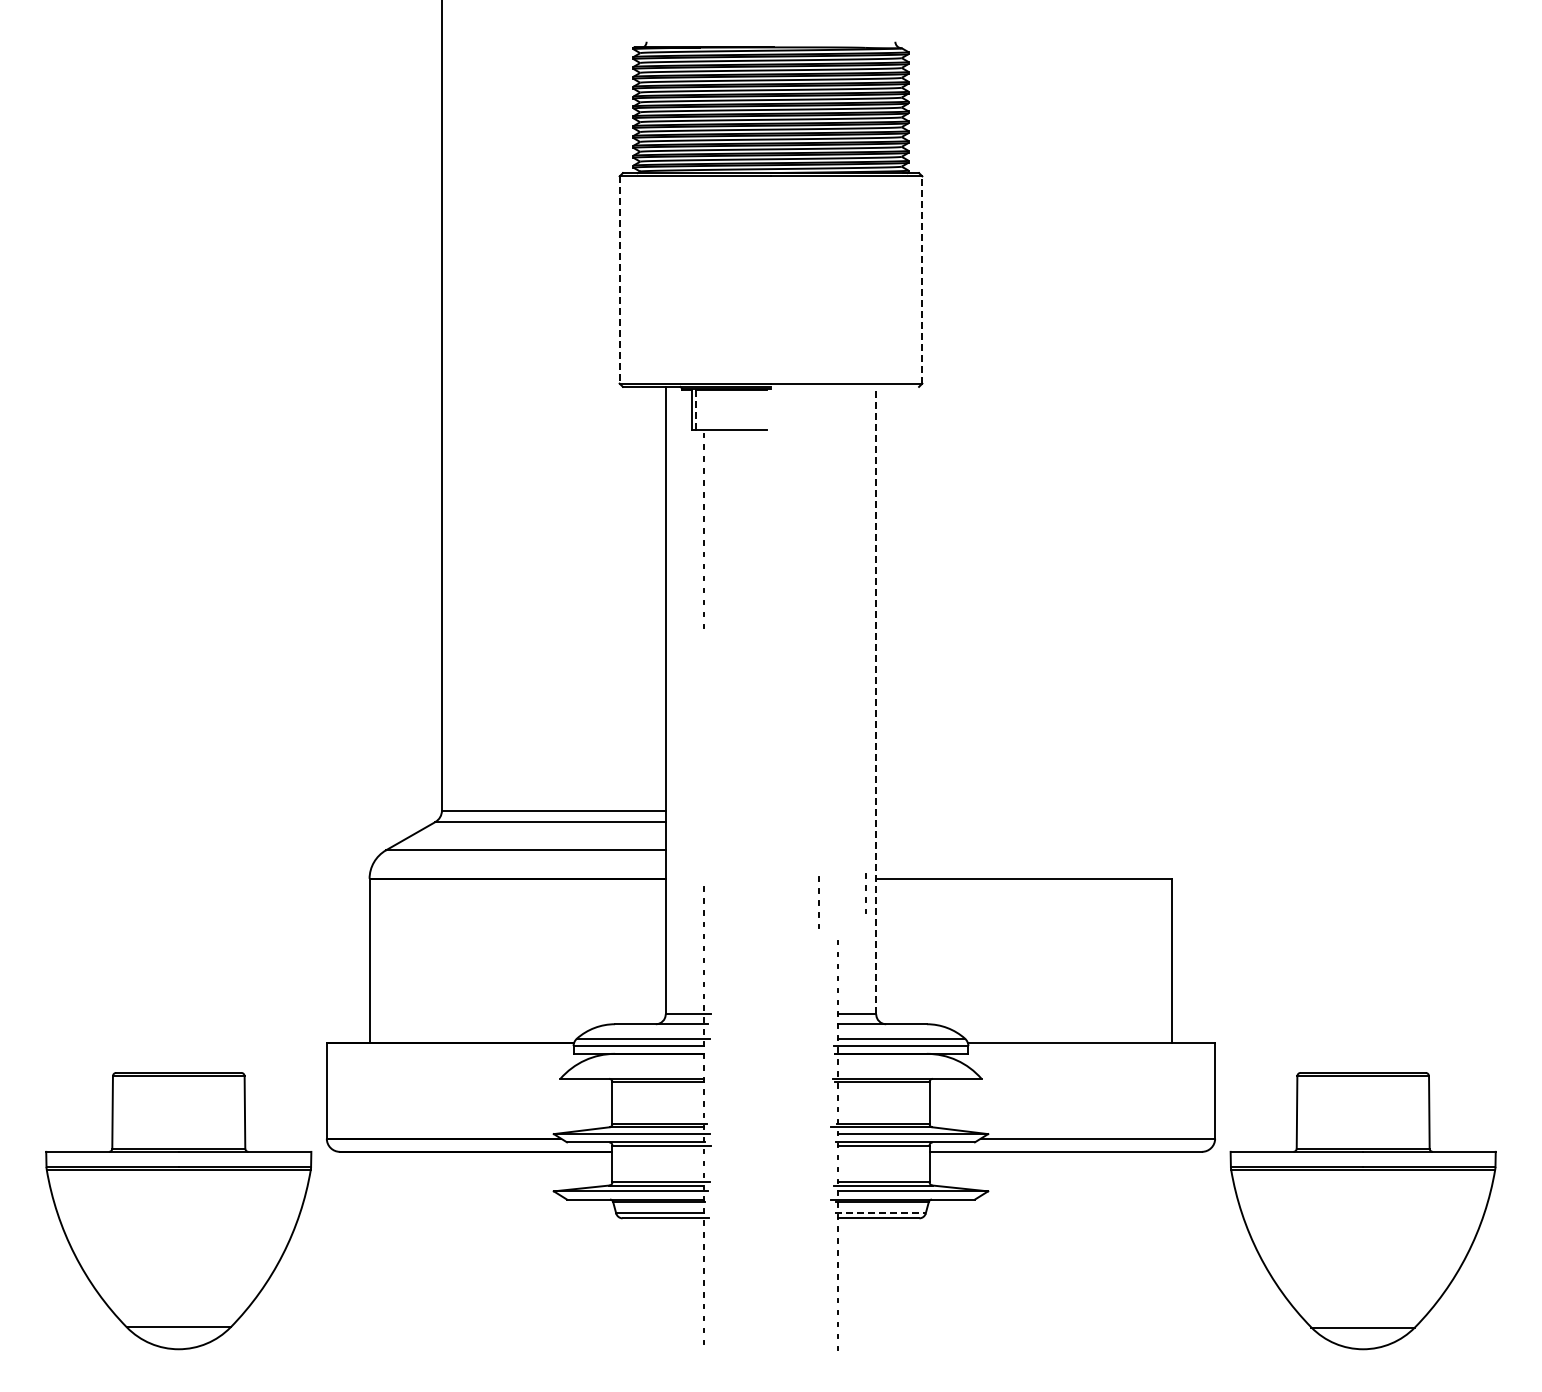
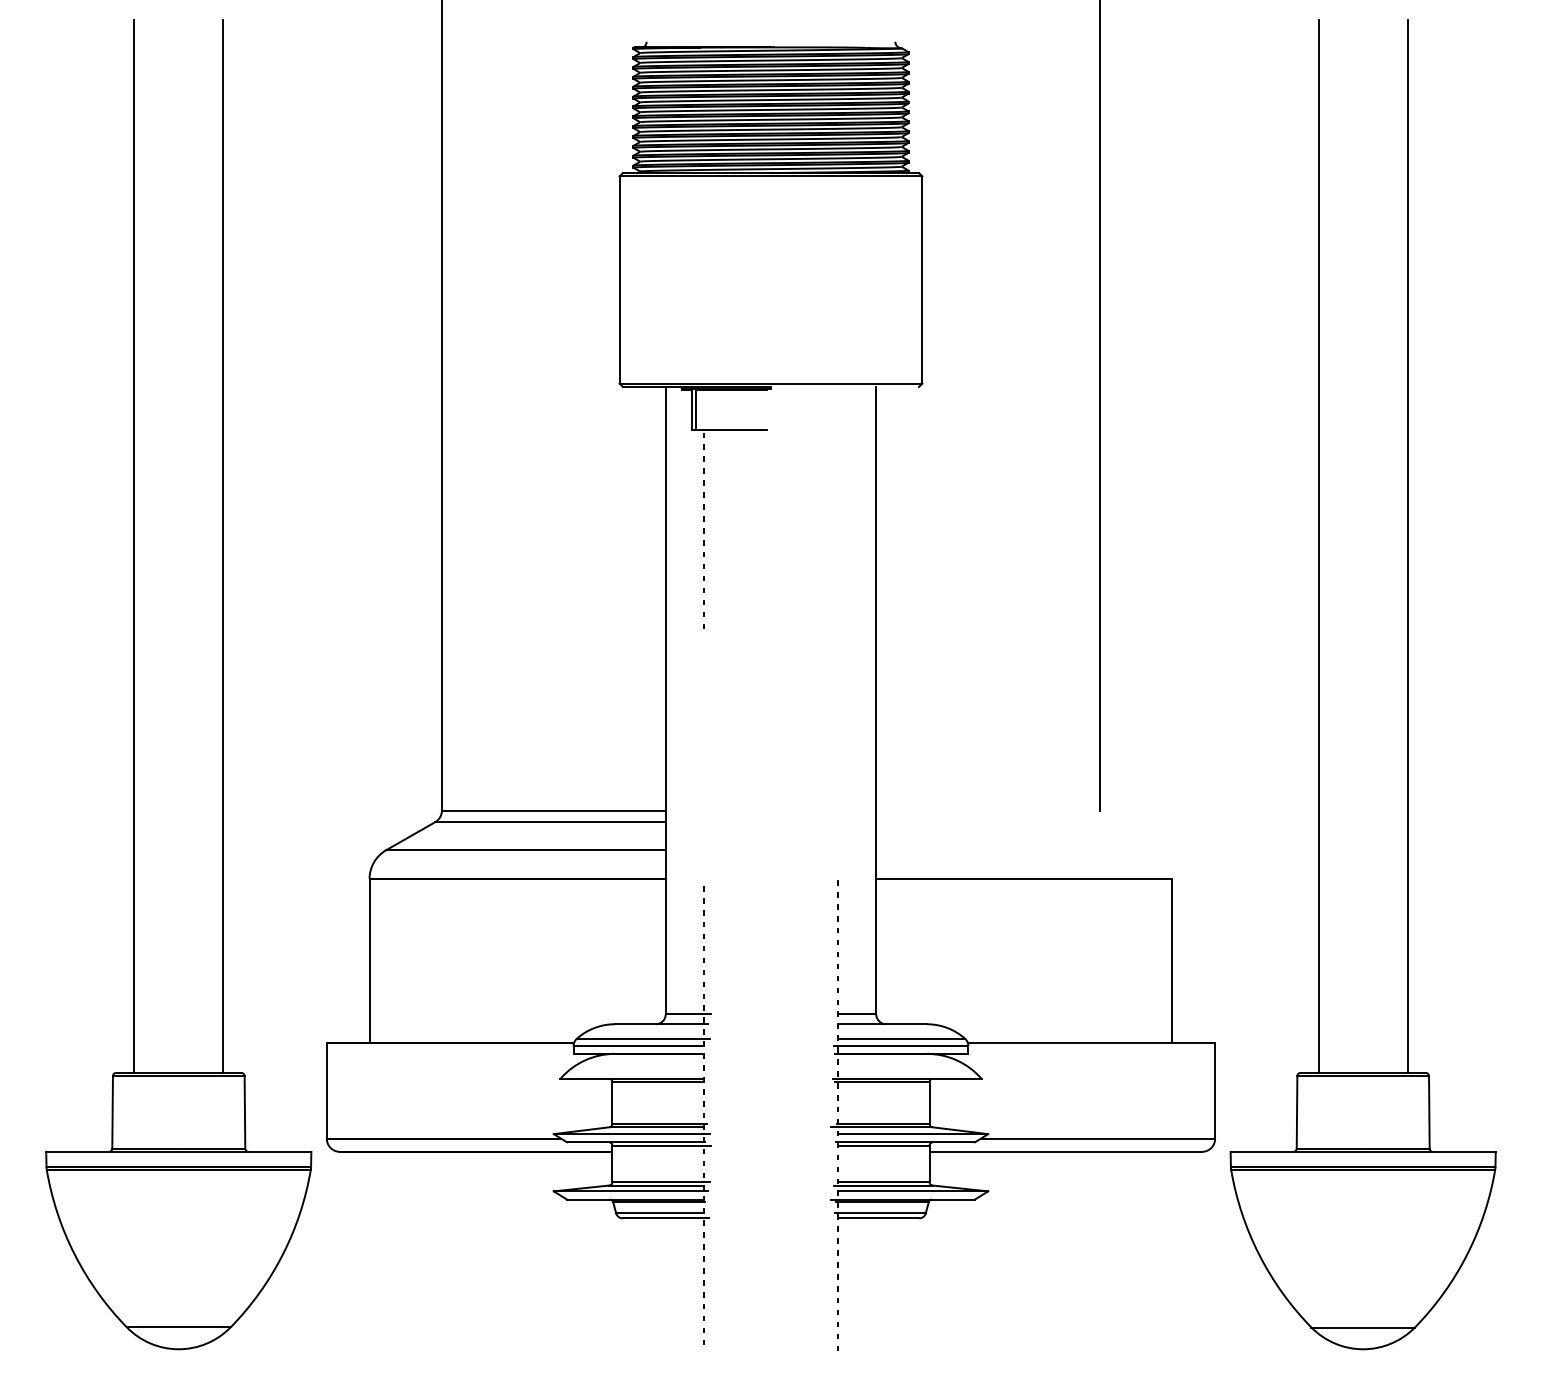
line: dashed -> solid (619, 280)
line: dashed -> solid (922, 280)
line: none -> present (1099, 406)
line: dashed -> solid (696, 409)
line: none -> present (134, 546)
line: none -> present (223, 546)
line: none -> present (1318, 546)
line: none -> present (1407, 546)
line: dashed -> solid (876, 700)
part: present -> none (865, 893)
part position: (818, 902) -> (837, 906) (837, 906)
line: dashed -> solid (880, 1213)
